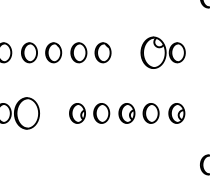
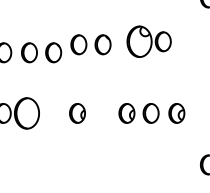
part position: (90, 52) -> (90, 44) (90, 44)
part position: (162, 52) -> (148, 41) (148, 41)
part: present -> none (101, 113)
